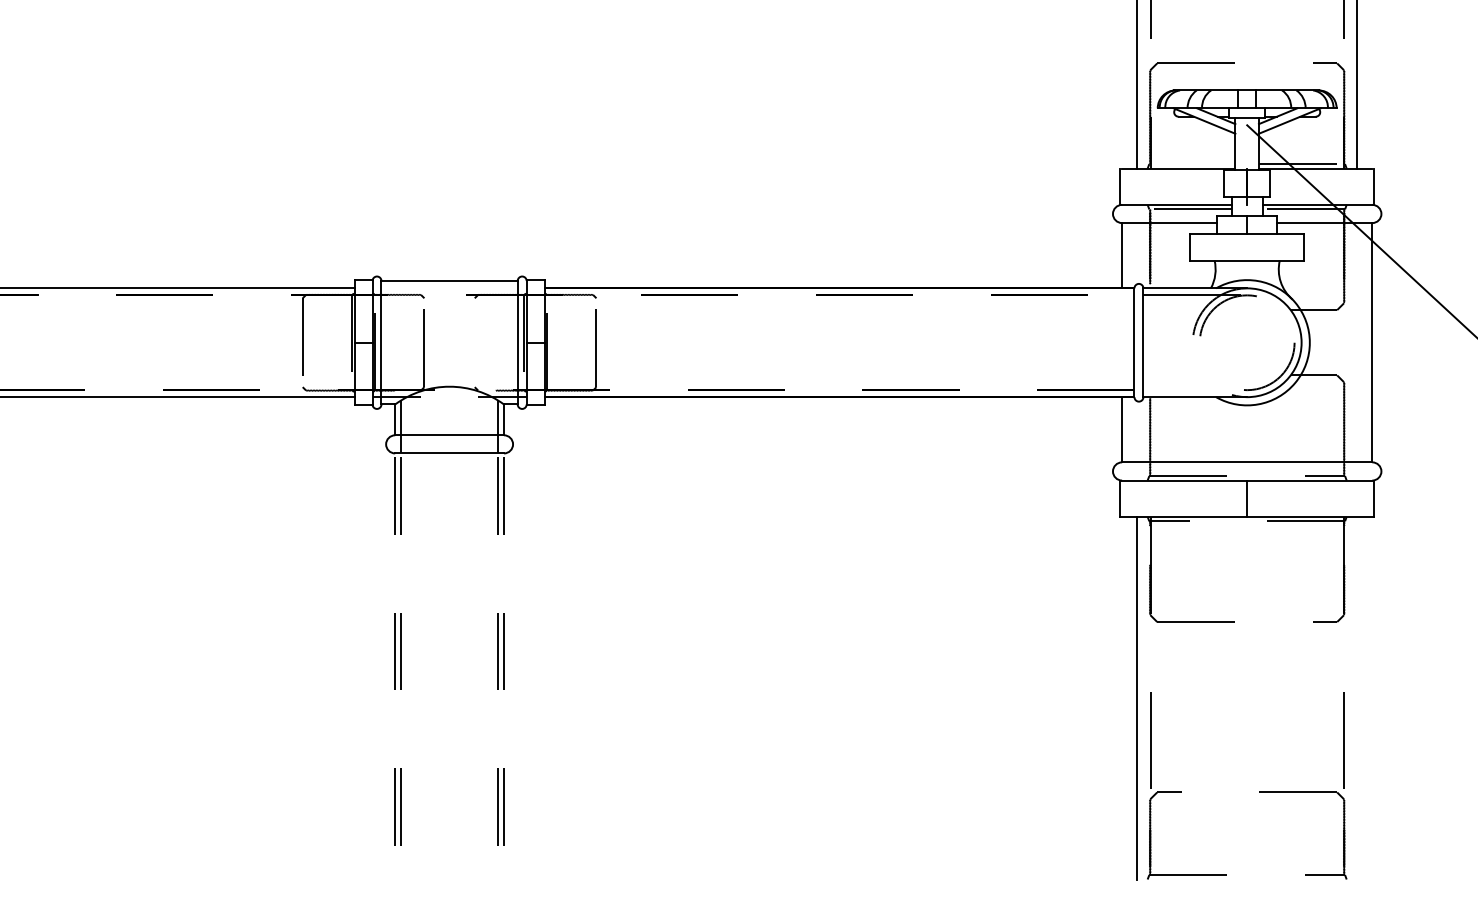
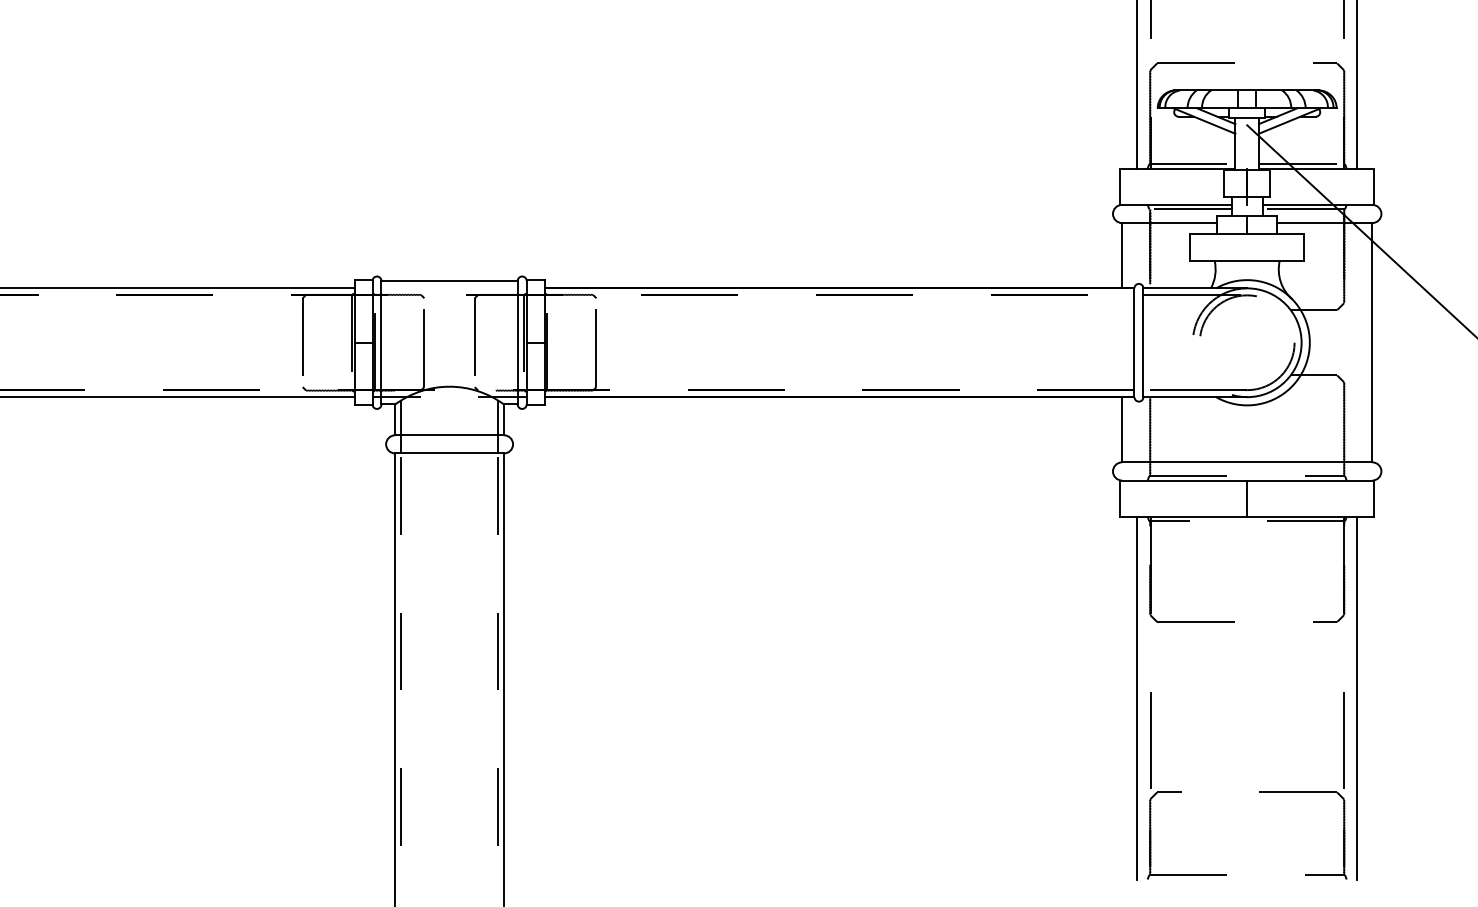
line: none -> present (1192, 164)
line: none -> present (474, 342)
line: none -> present (1195, 390)
line: dashed -> solid (395, 679)
line: dashed -> solid (504, 679)
line: none -> present (1357, 697)
